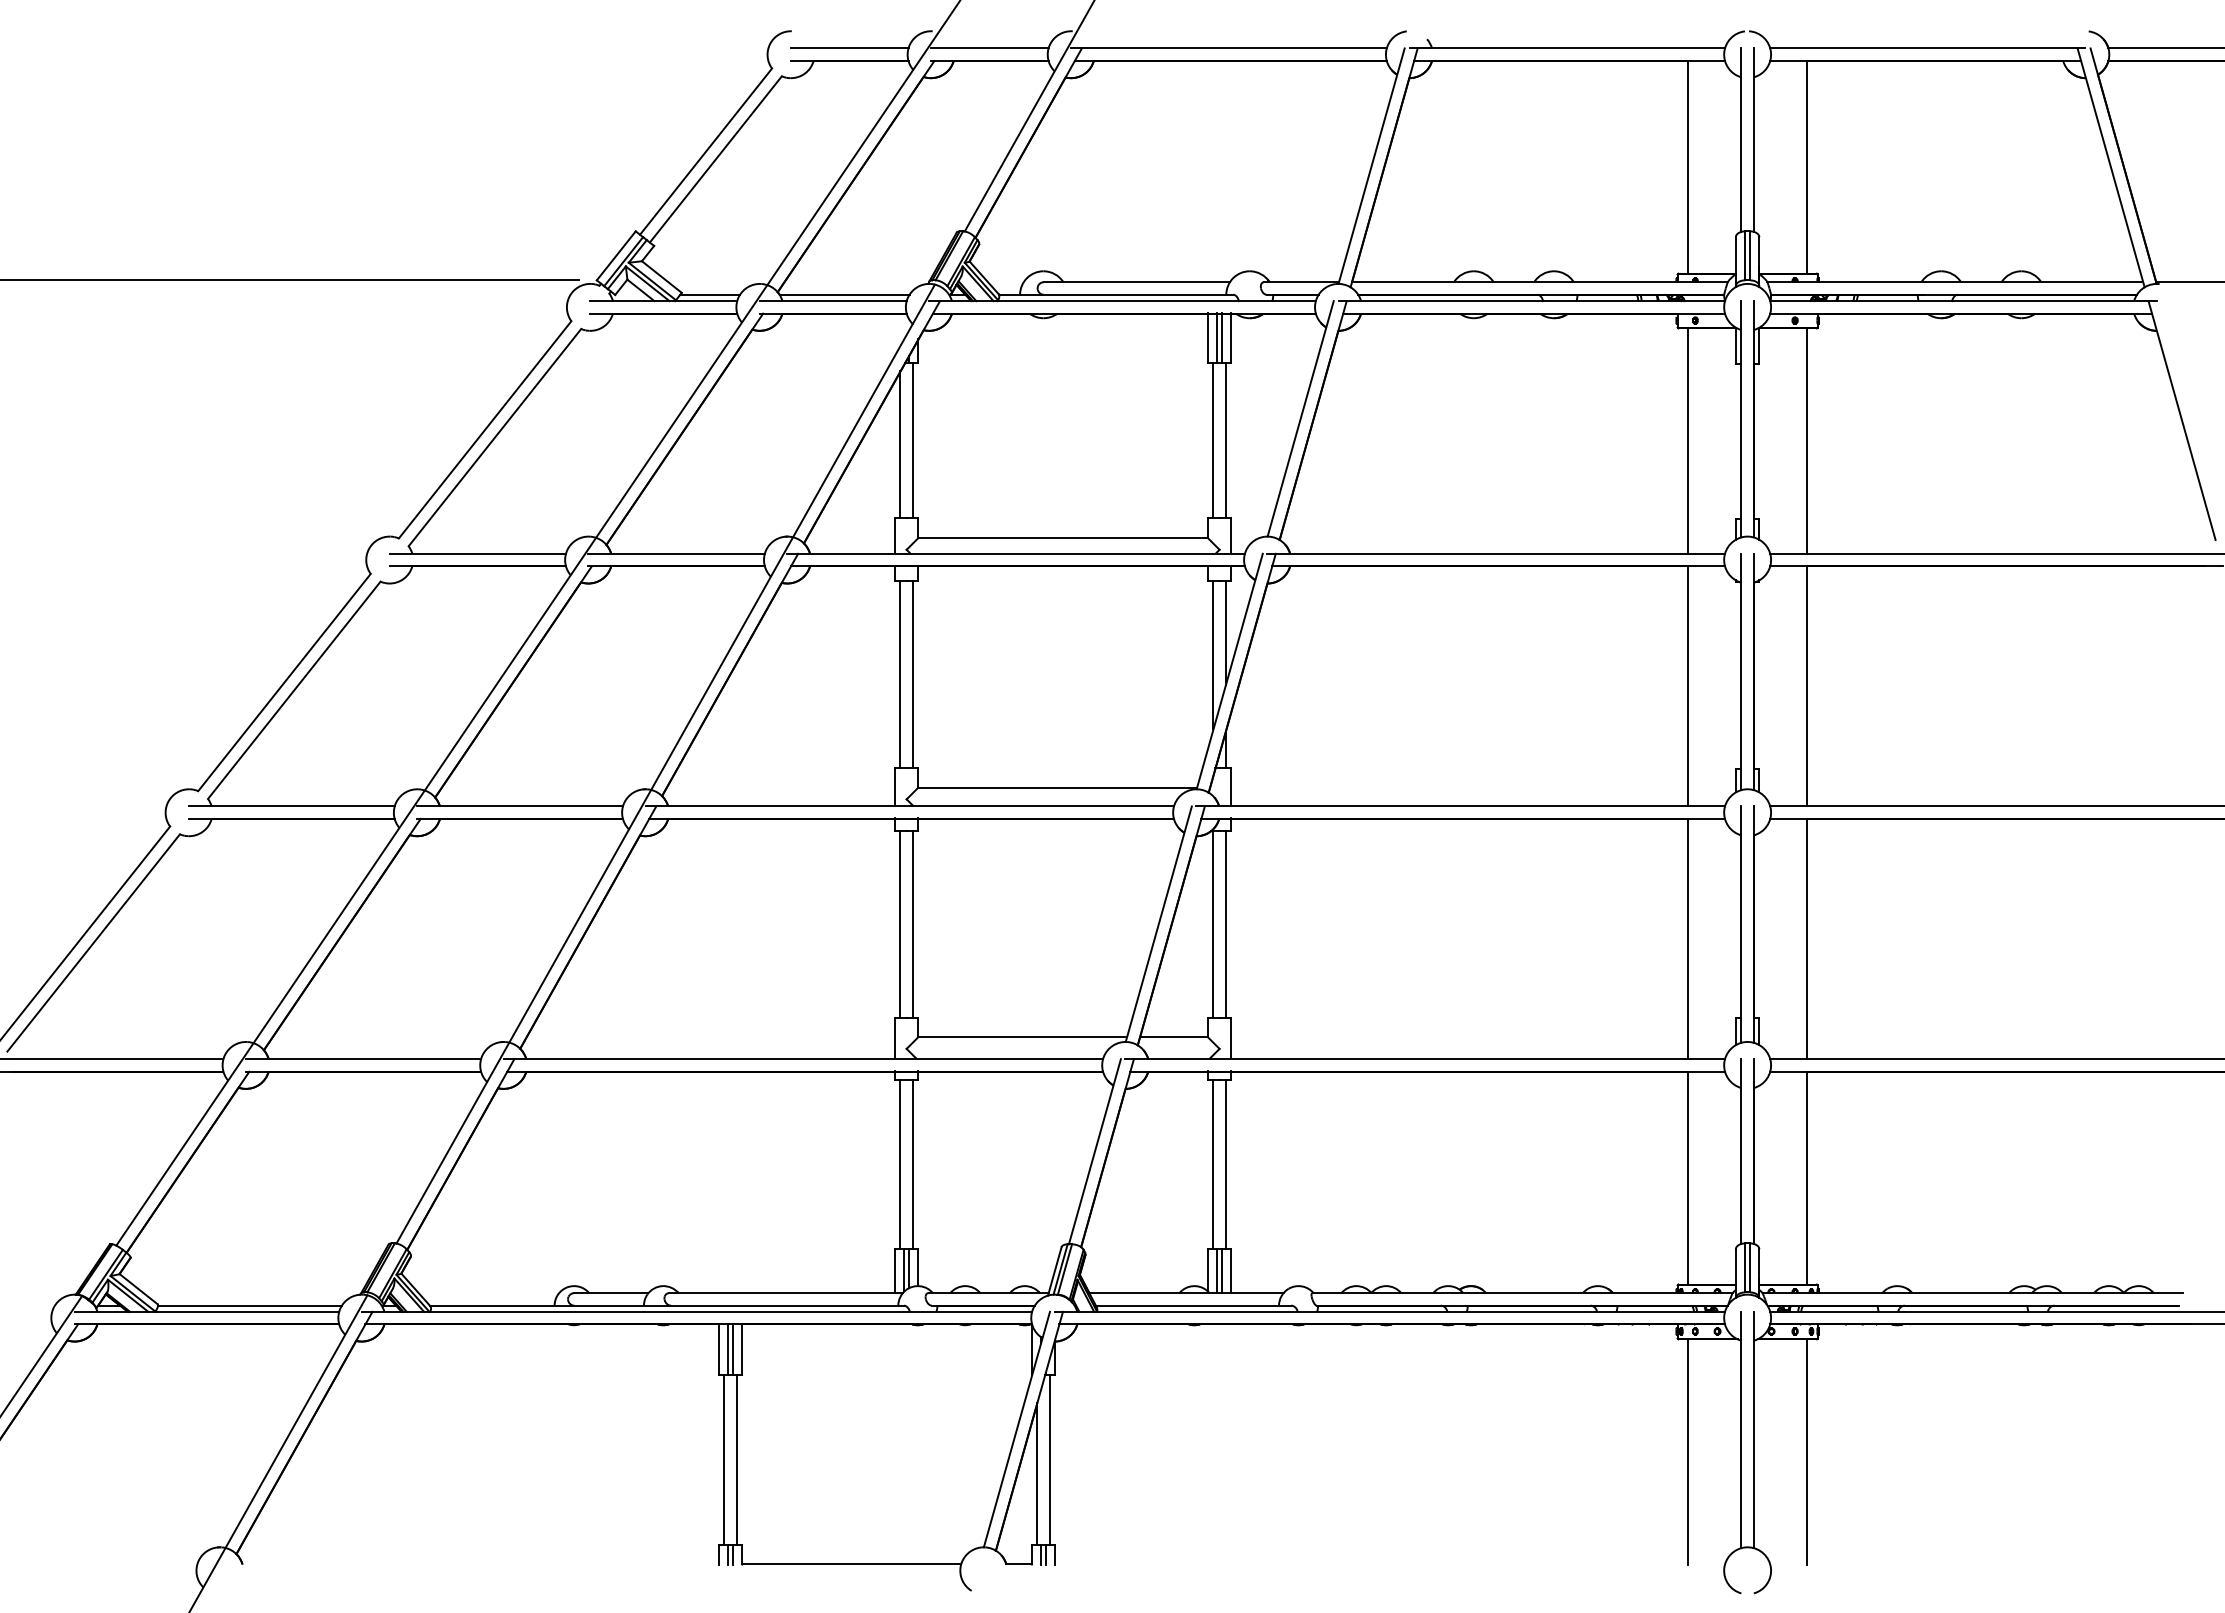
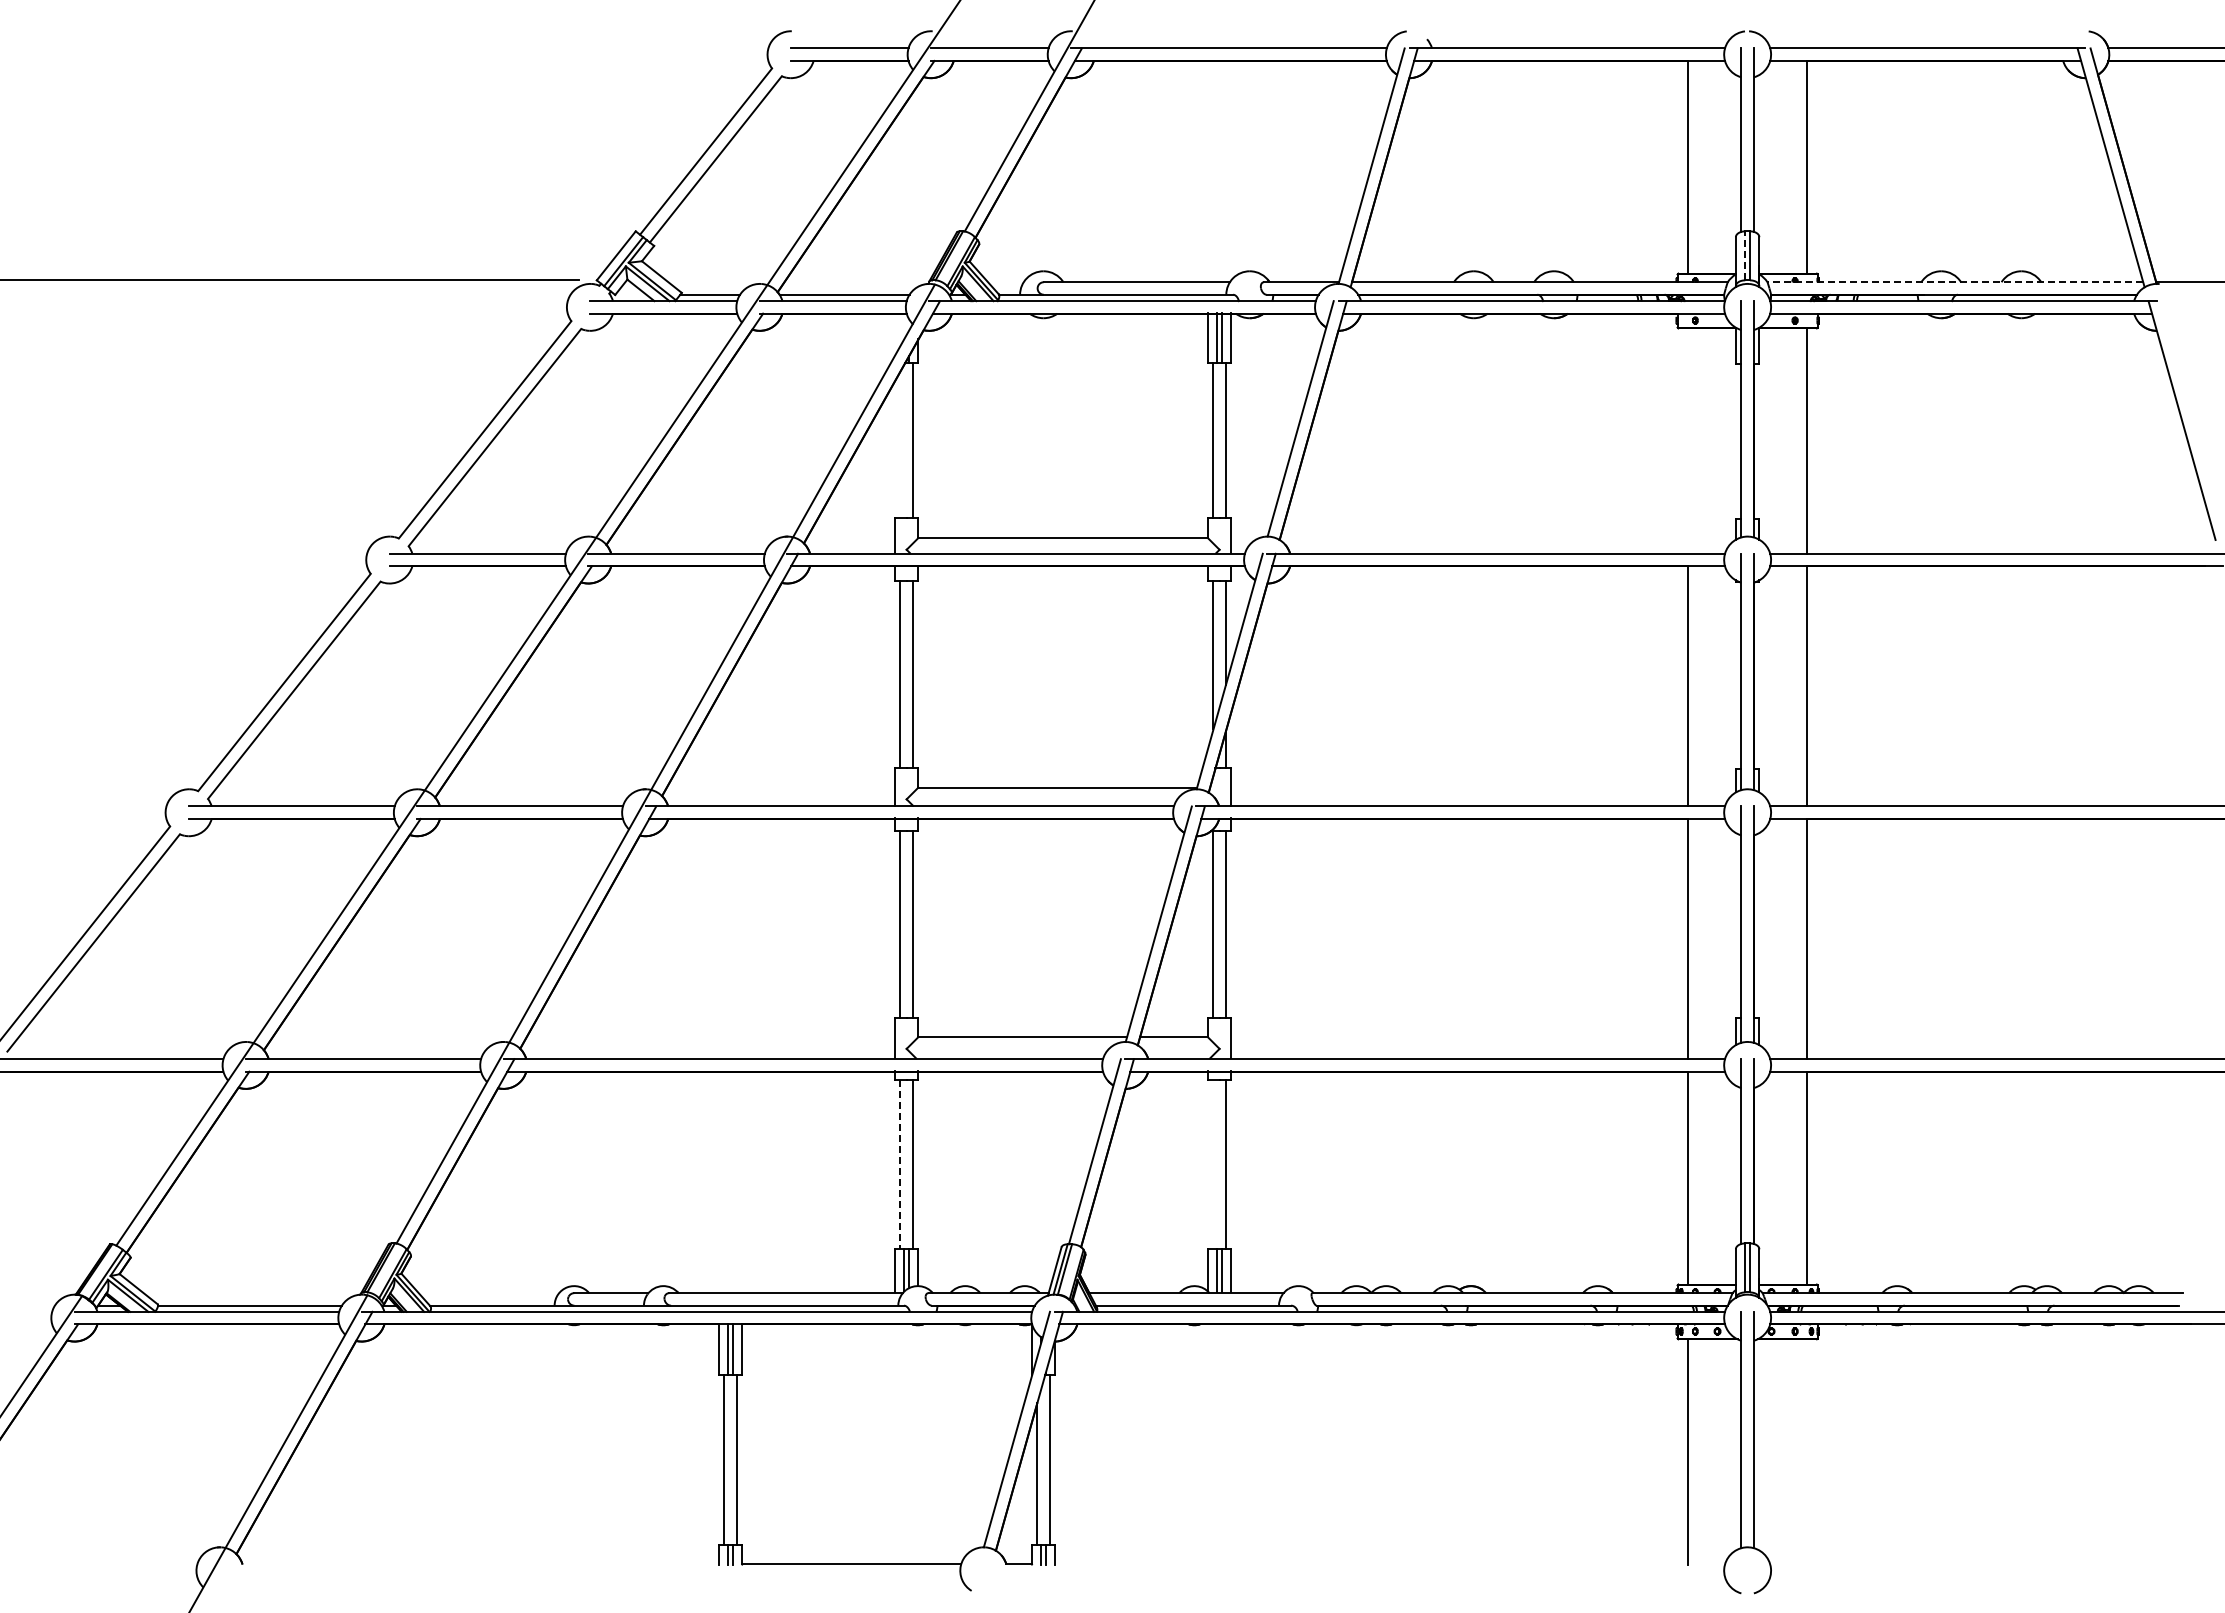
line: solid -> dashed (1745, 255)
line: solid -> dashed (1955, 282)
line: present -> none (1688, 440)
line: present -> none (900, 444)
line: solid -> dashed (900, 1164)
line: present -> none (1213, 1164)
line: present -> none (1807, 1451)
